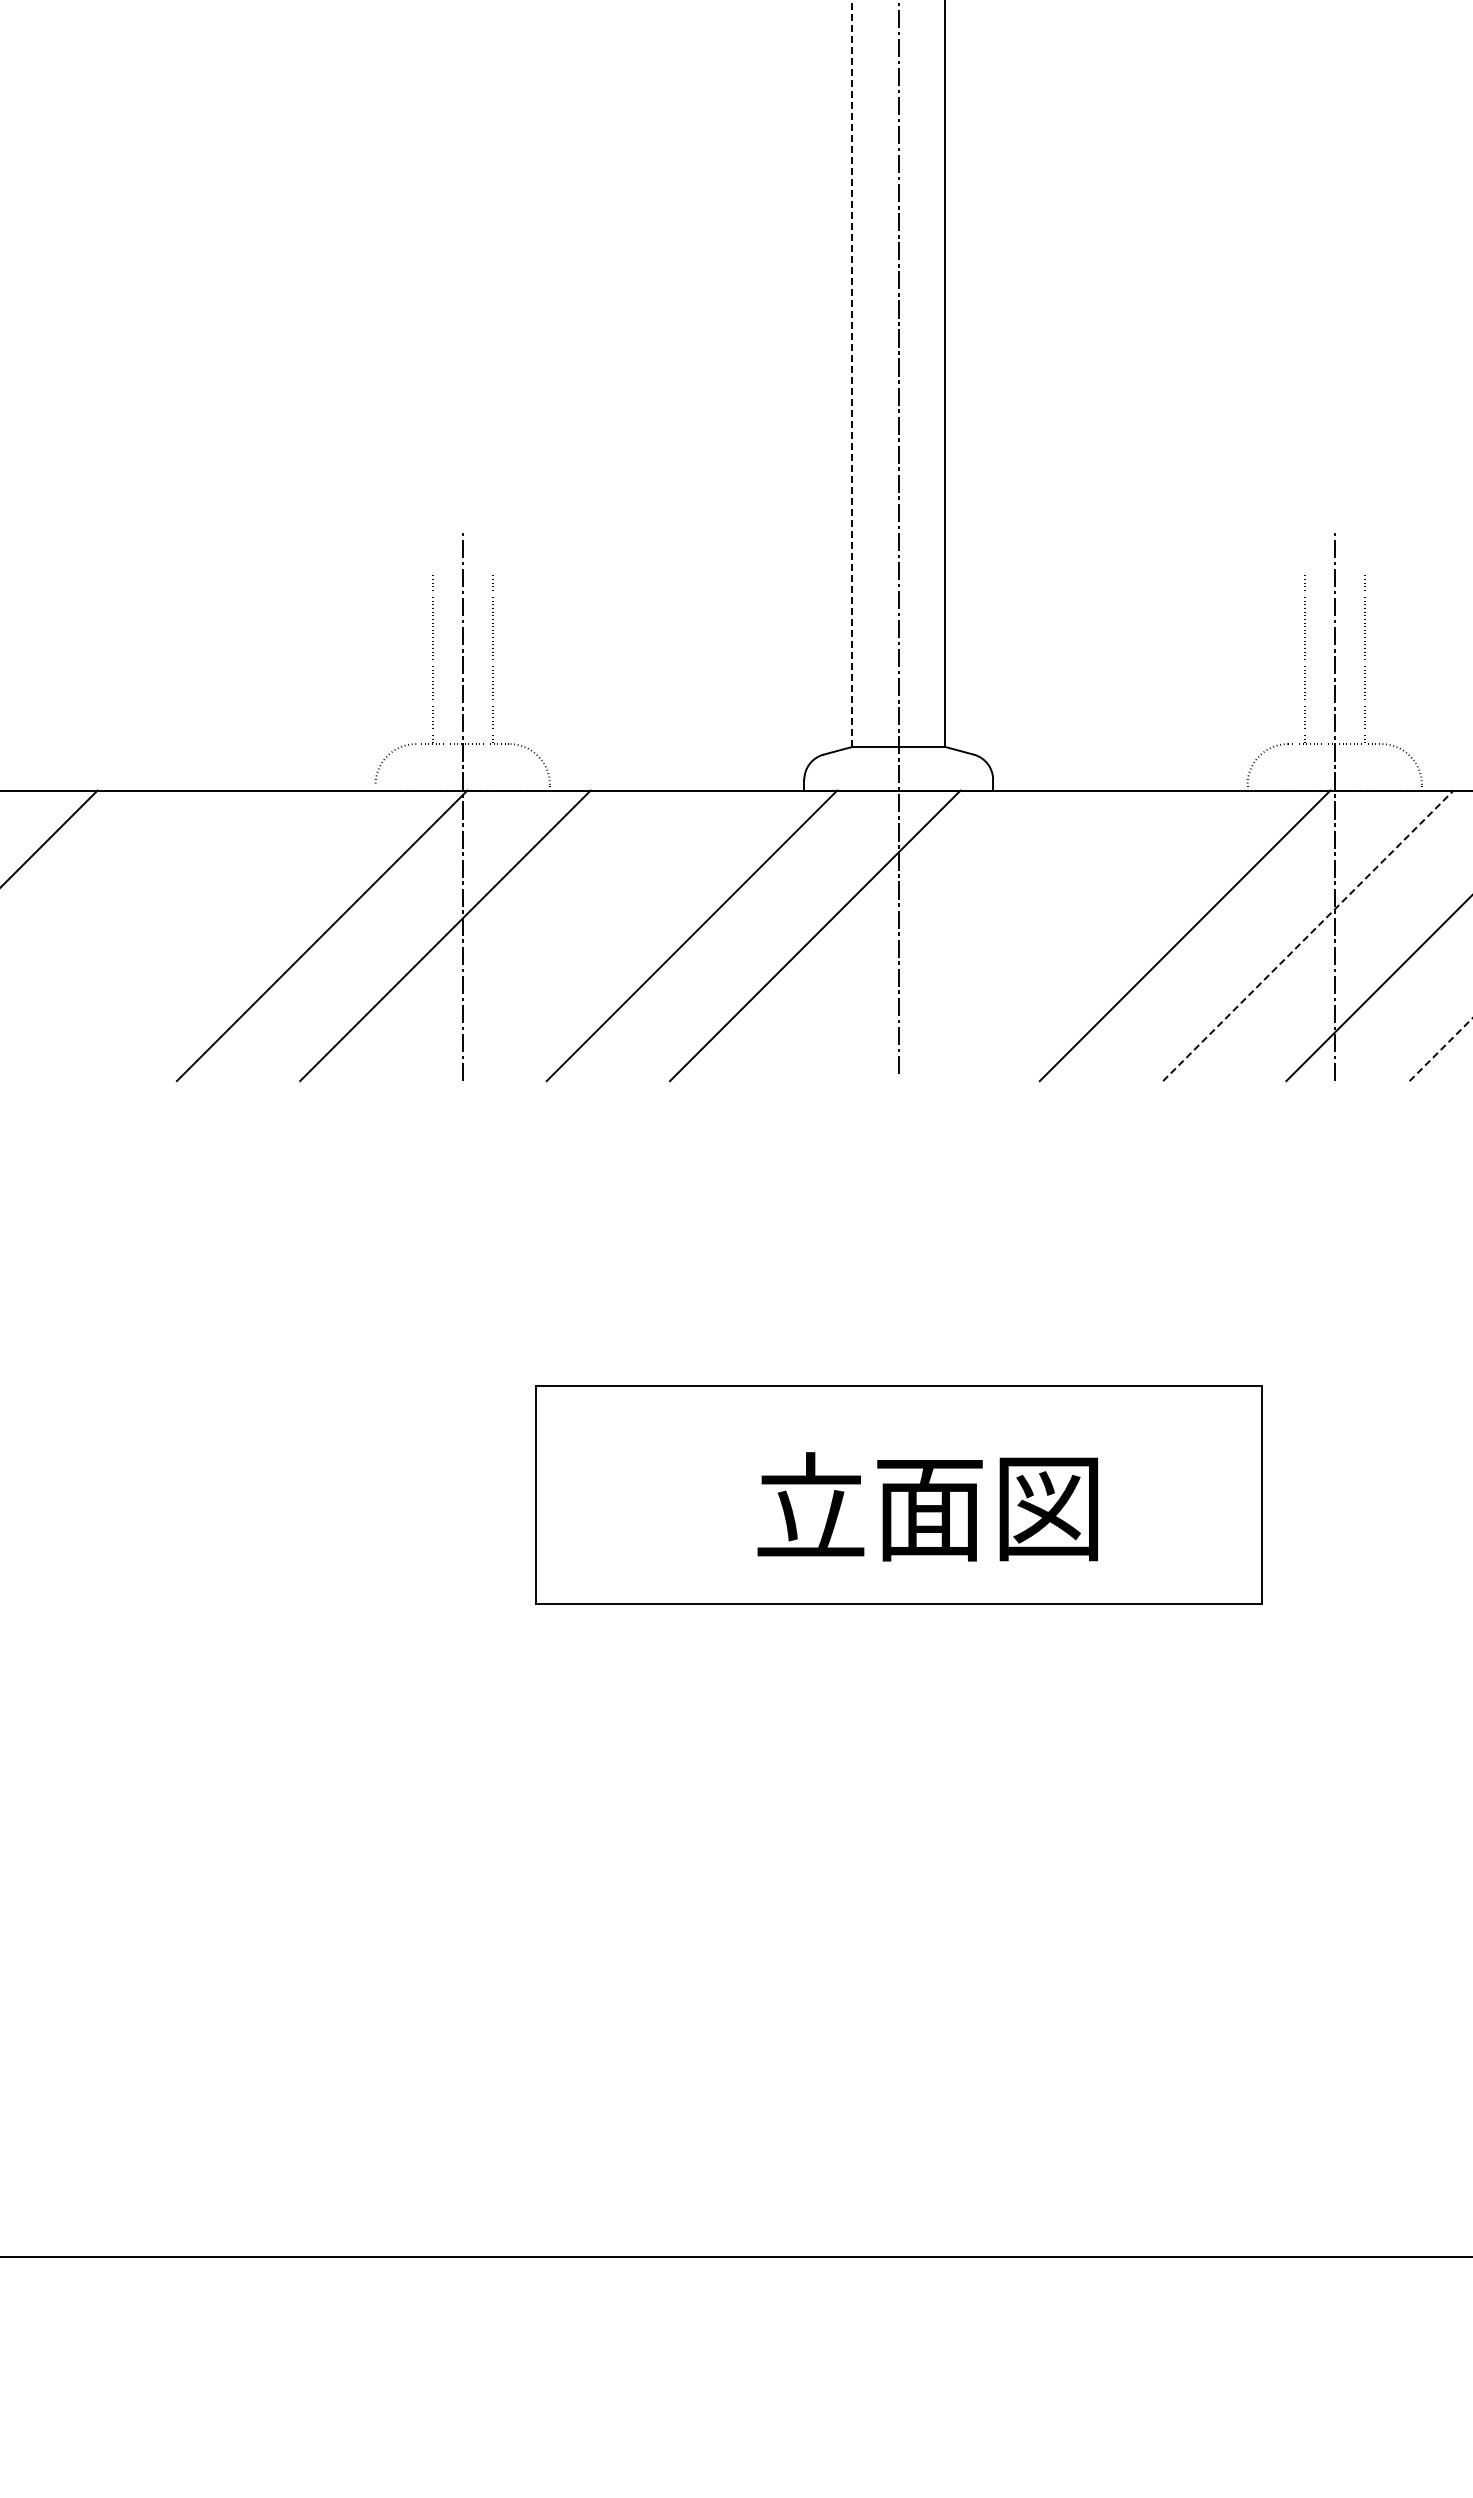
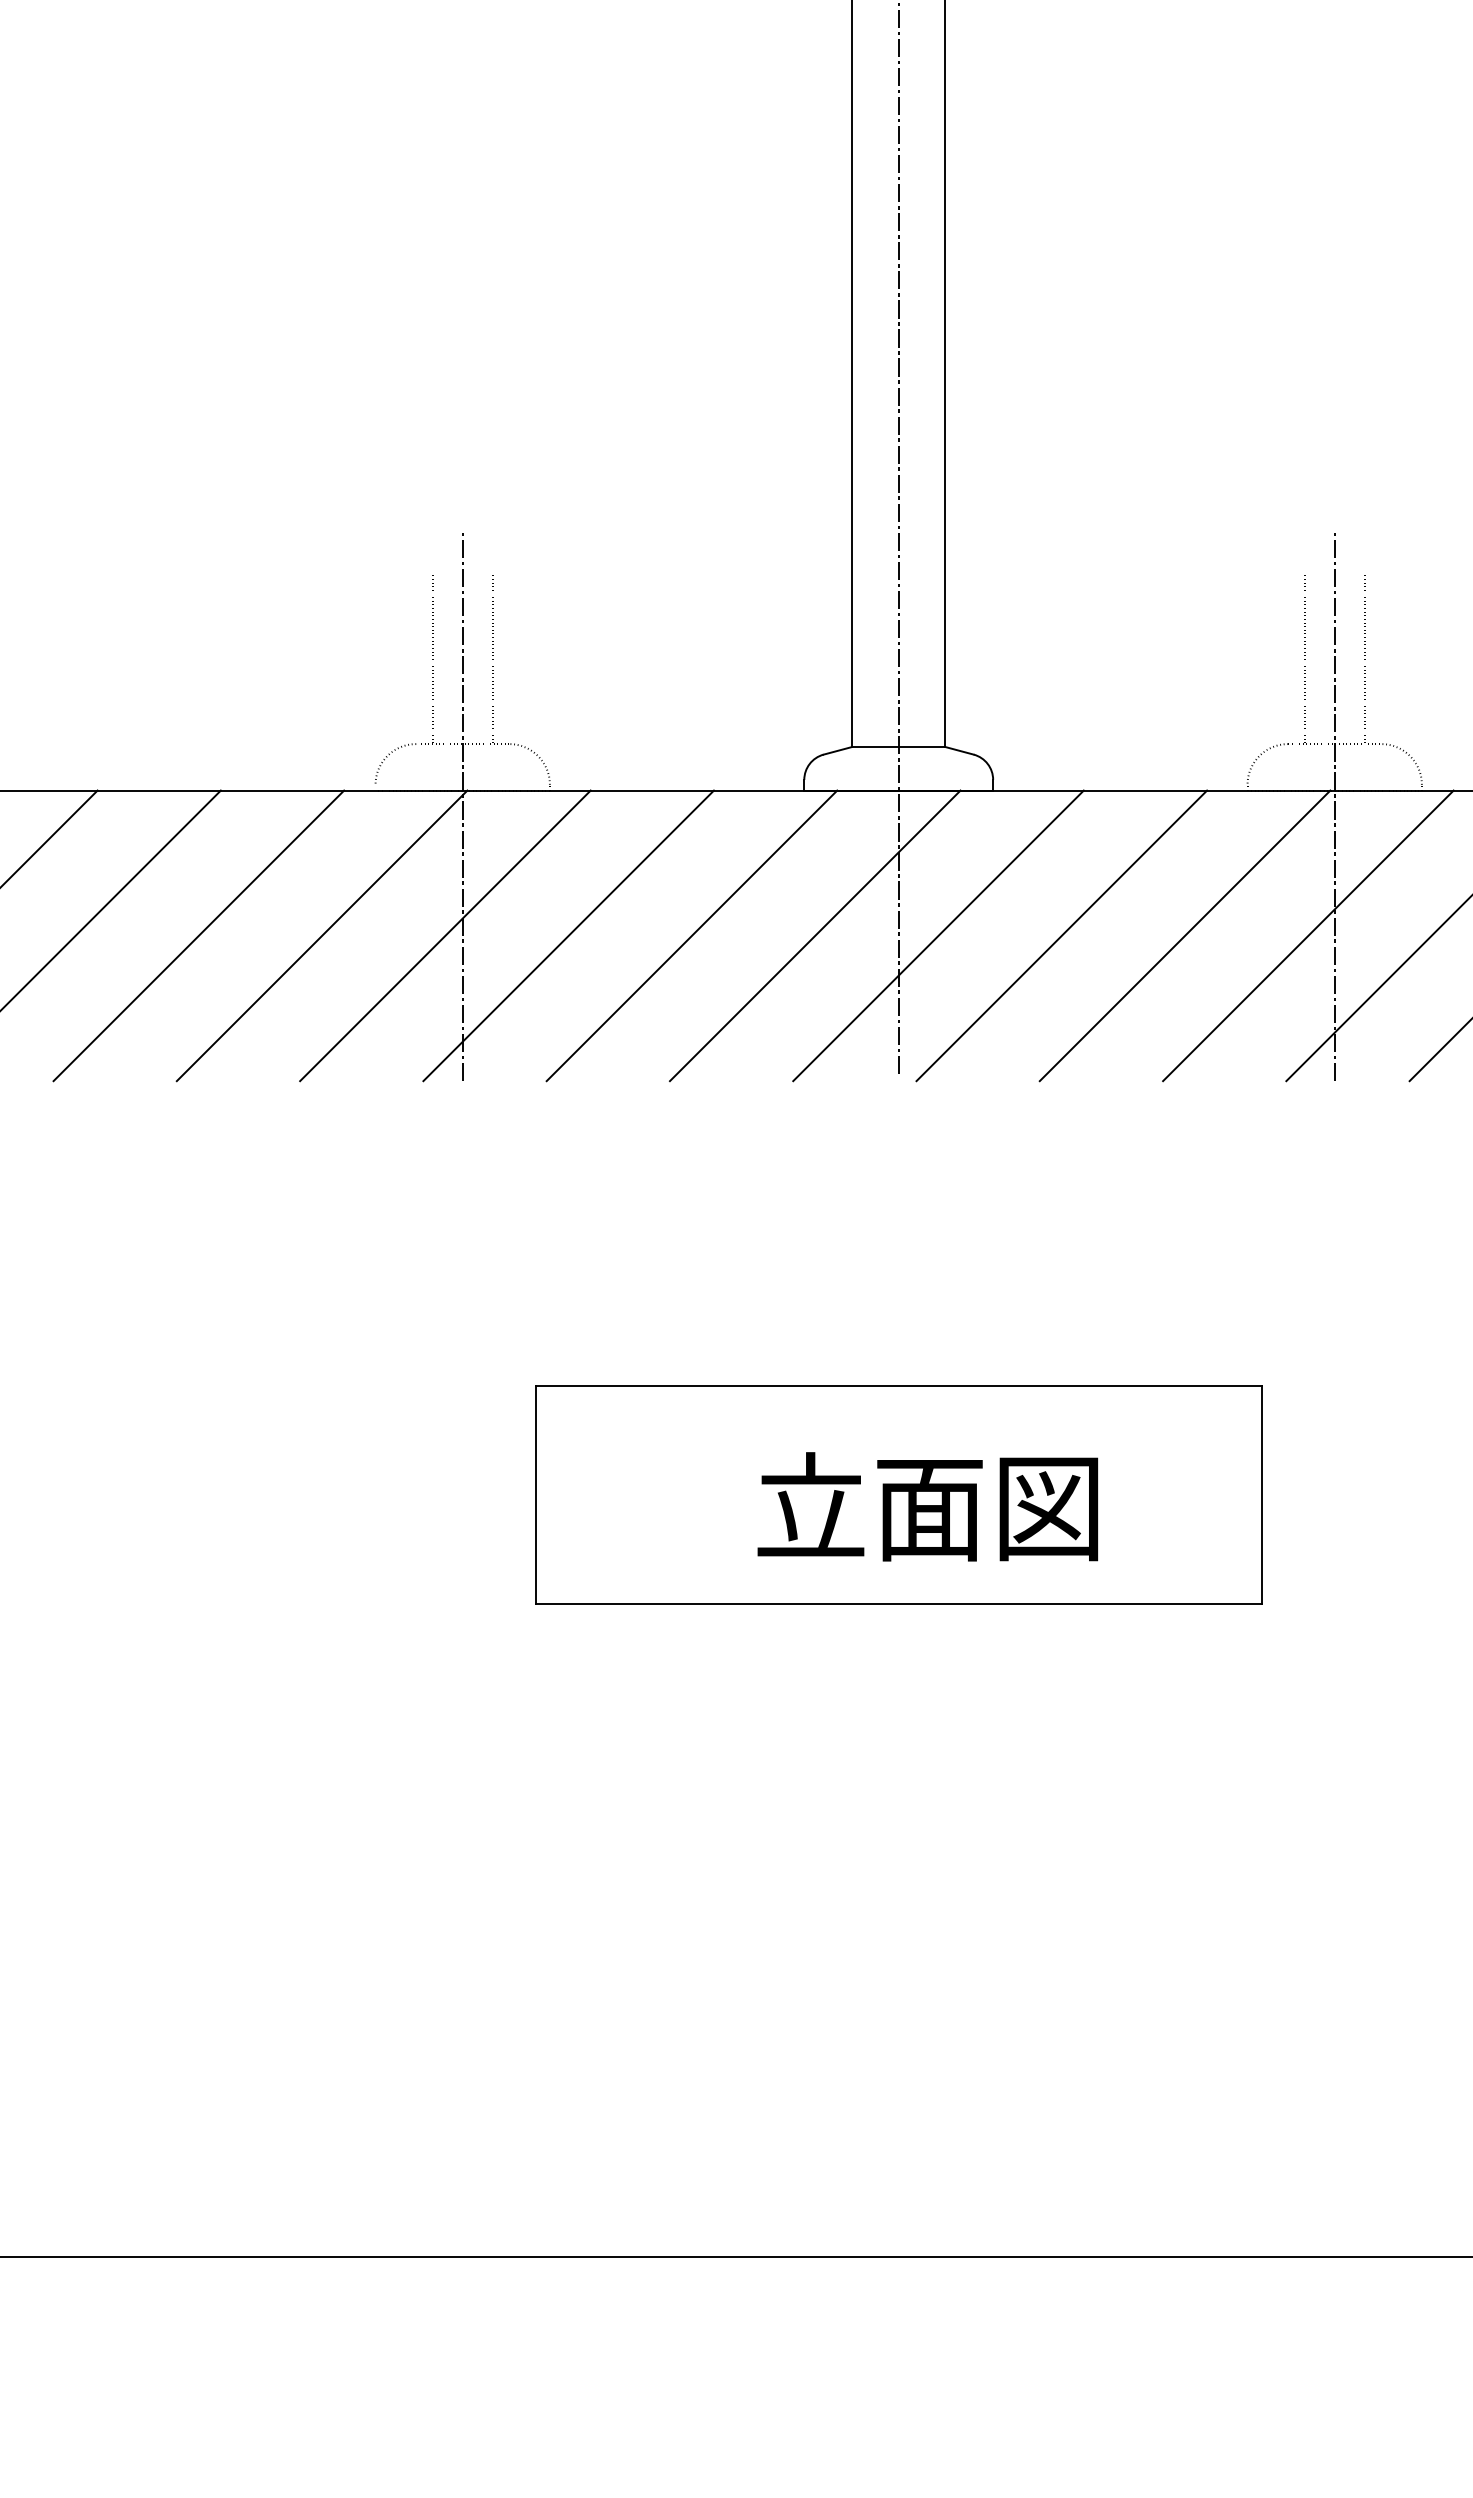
line: dashed -> solid (852, 373)
line: none -> present (111, 899)
line: none -> present (198, 935)
line: none -> present (568, 935)
line: none -> present (938, 935)
line: none -> present (1061, 935)
line: dashed -> solid (1308, 935)
line: dashed -> solid (1441, 1049)
